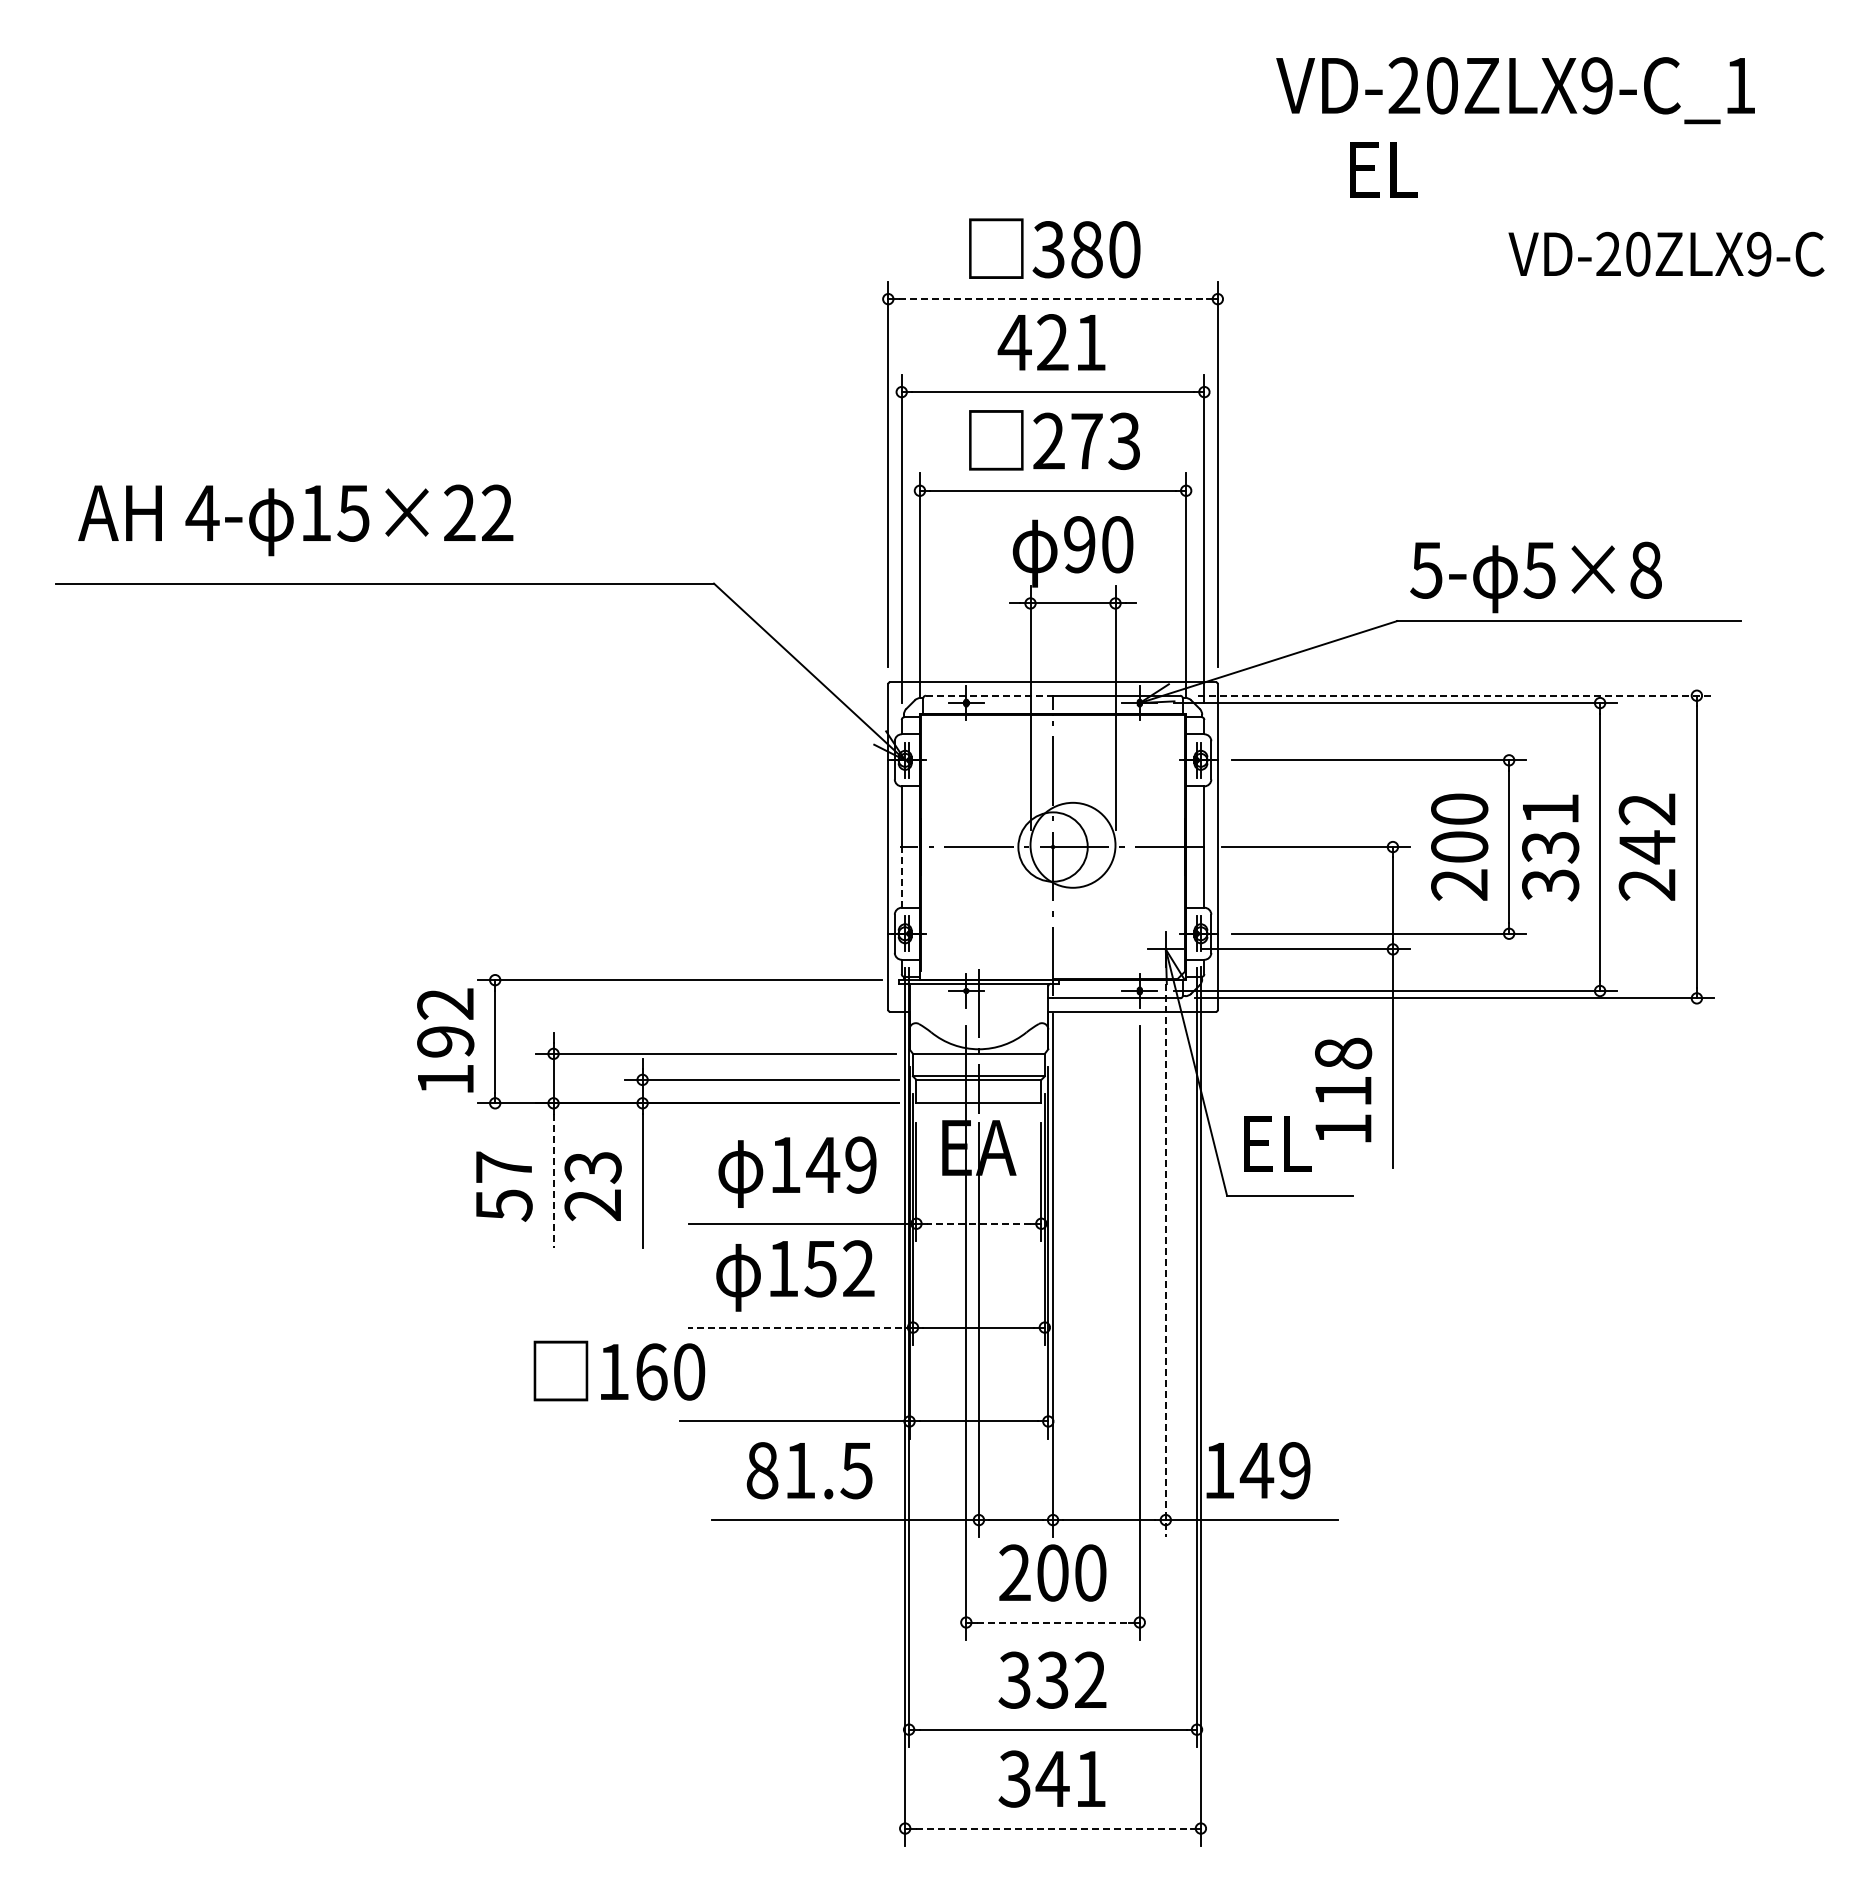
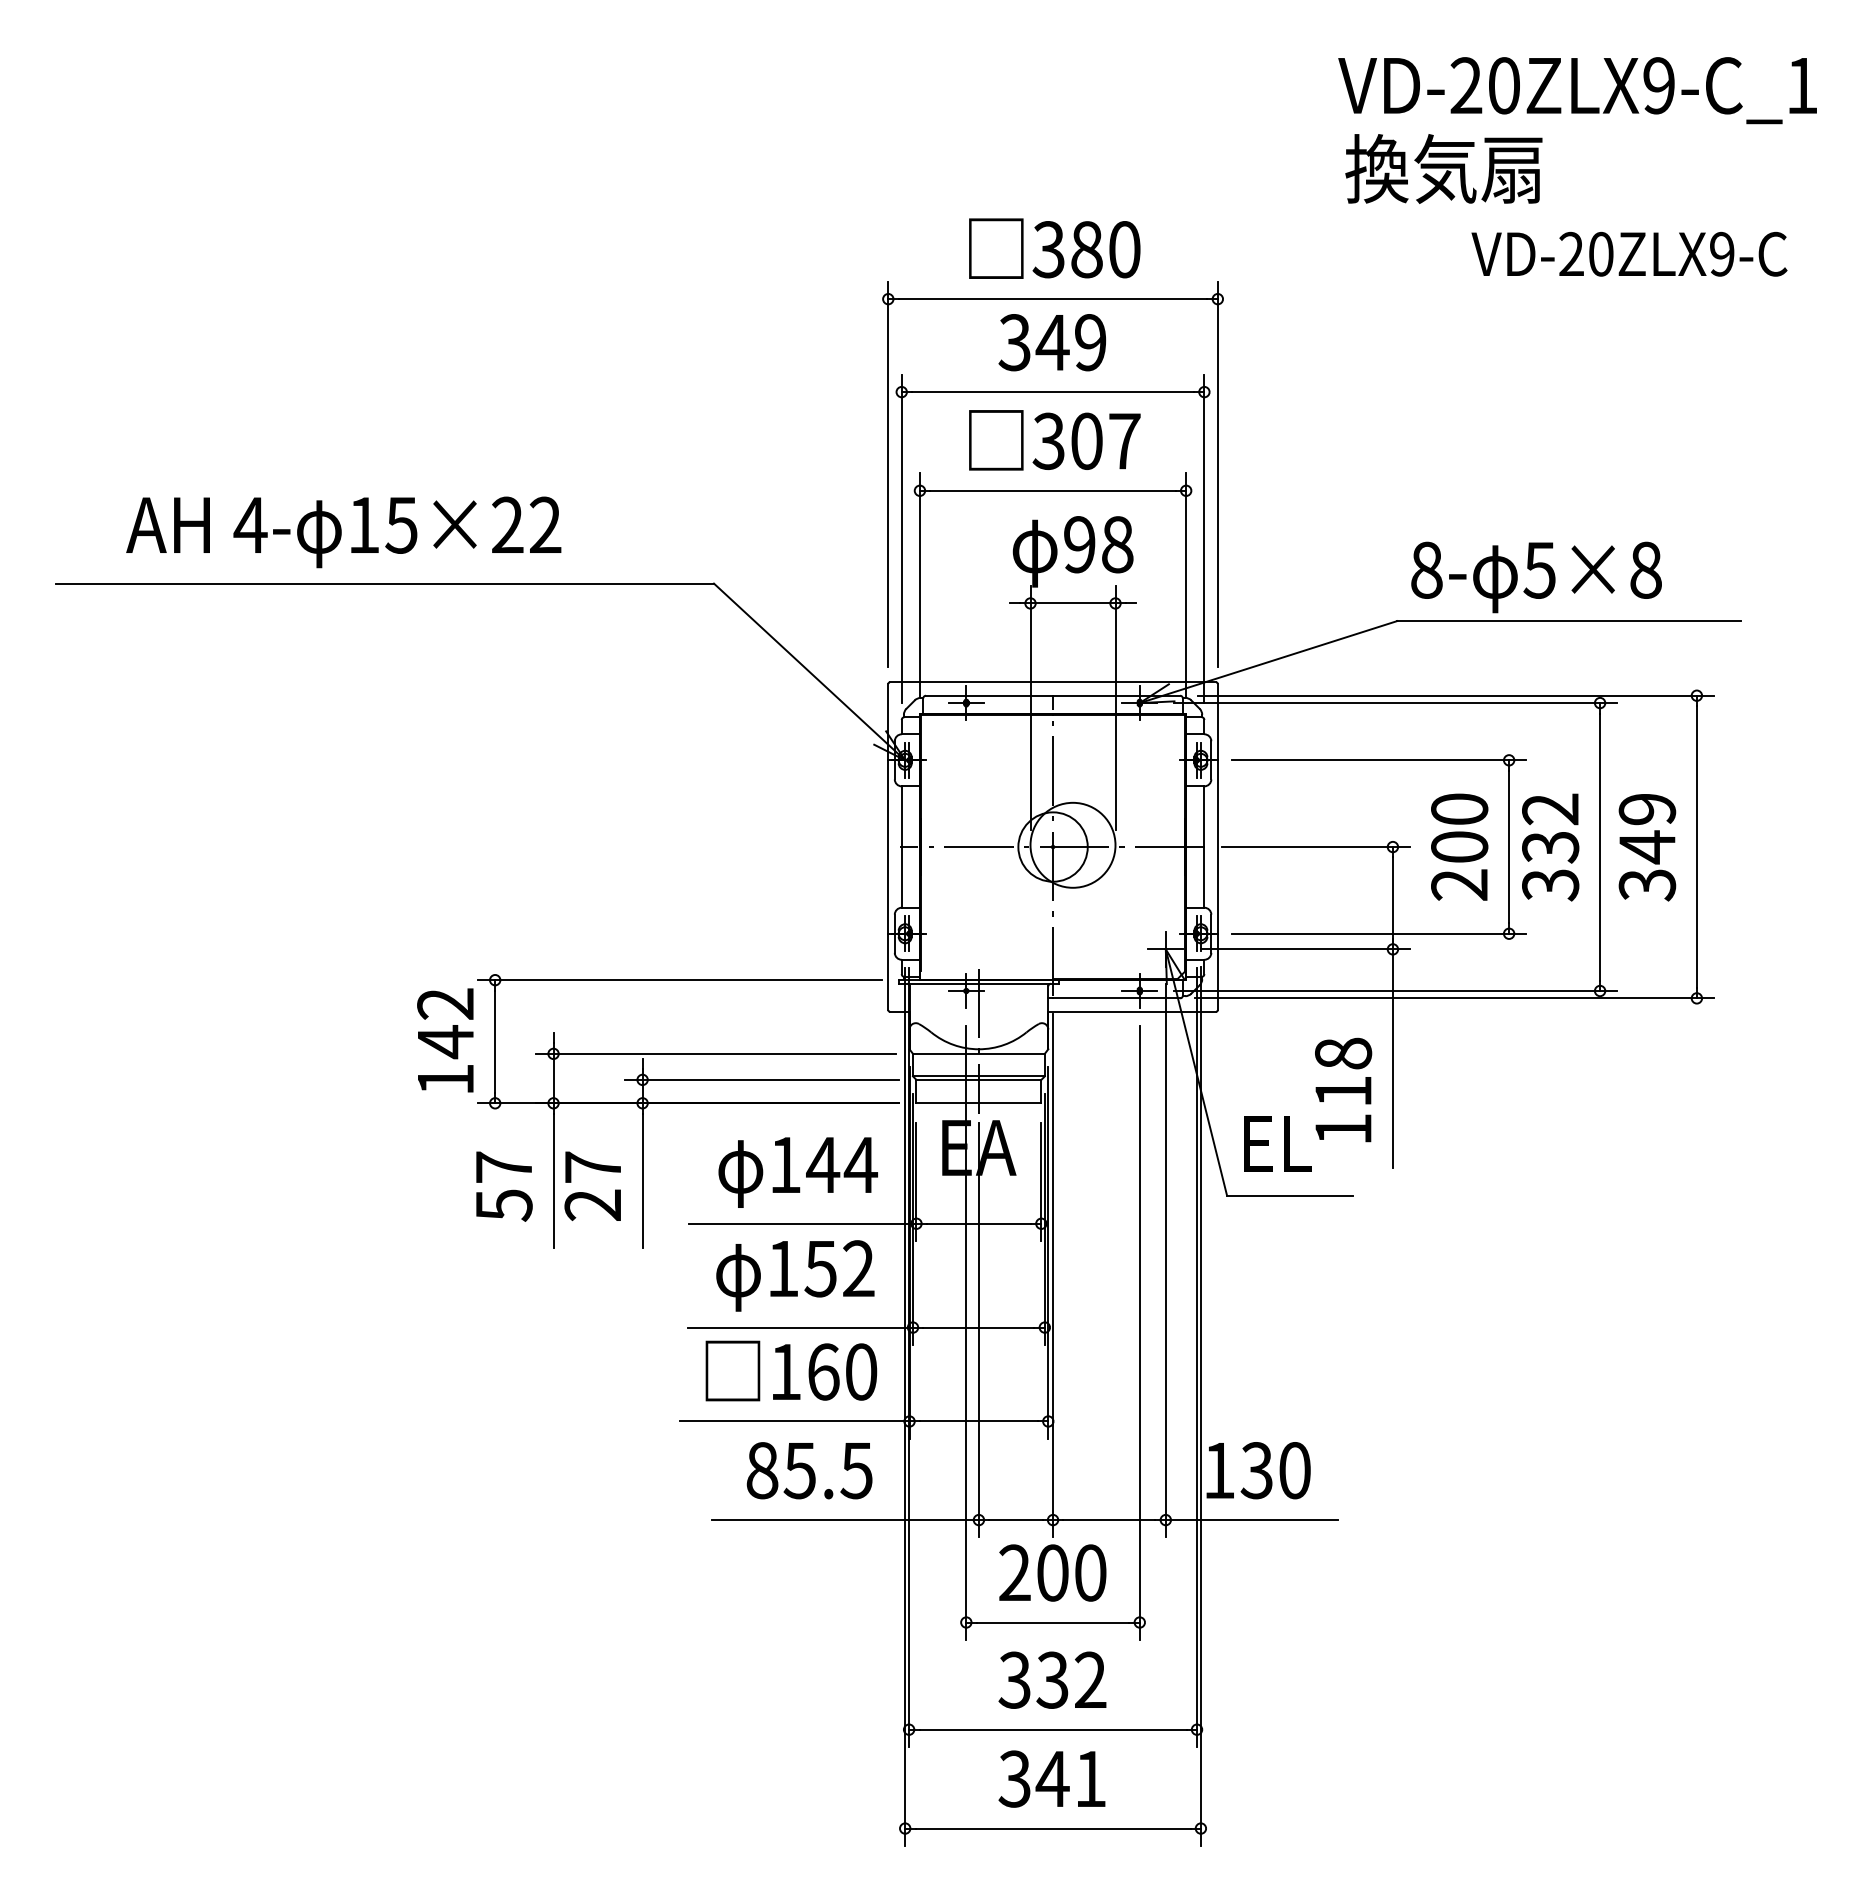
text position: (1515, 90) -> (1577, 90) (1577, 90)
text: EL -> 換気扇 (1443, 168)
text position: (1666, 253) -> (1629, 253) (1629, 253)
line: dashed -> solid (1053, 299)
text: 421 -> 349 (1051, 342)
text: 273 -> 307 (1086, 441)
text position: (295, 520) -> (343, 532) (343, 532)
text: 90 -> 98 (1117, 544)
text: 5- -> 8- (1426, 569)
line: dashed -> solid (989, 695)
line: dashed -> solid (1456, 695)
text: 331 -> 332 (1550, 809)
text: 242 -> 349 (1647, 847)
line: dashed -> solid (901, 876)
text: 192 -> 142 (445, 1042)
text: 149 -> 144 (860, 1164)
text: 23 -> 27 (592, 1167)
line: dashed -> solid (553, 1181)
line: dashed -> solid (978, 1223)
line: dashed -> solid (1165, 1260)
line: dashed -> solid (800, 1327)
text position: (619, 1370) -> (791, 1370) (791, 1370)
text: 149 -> 130 (1274, 1470)
text: 81.5 -> 85.5 (799, 1471)
line: dashed -> solid (1053, 1622)
line: dashed -> solid (1053, 1828)
